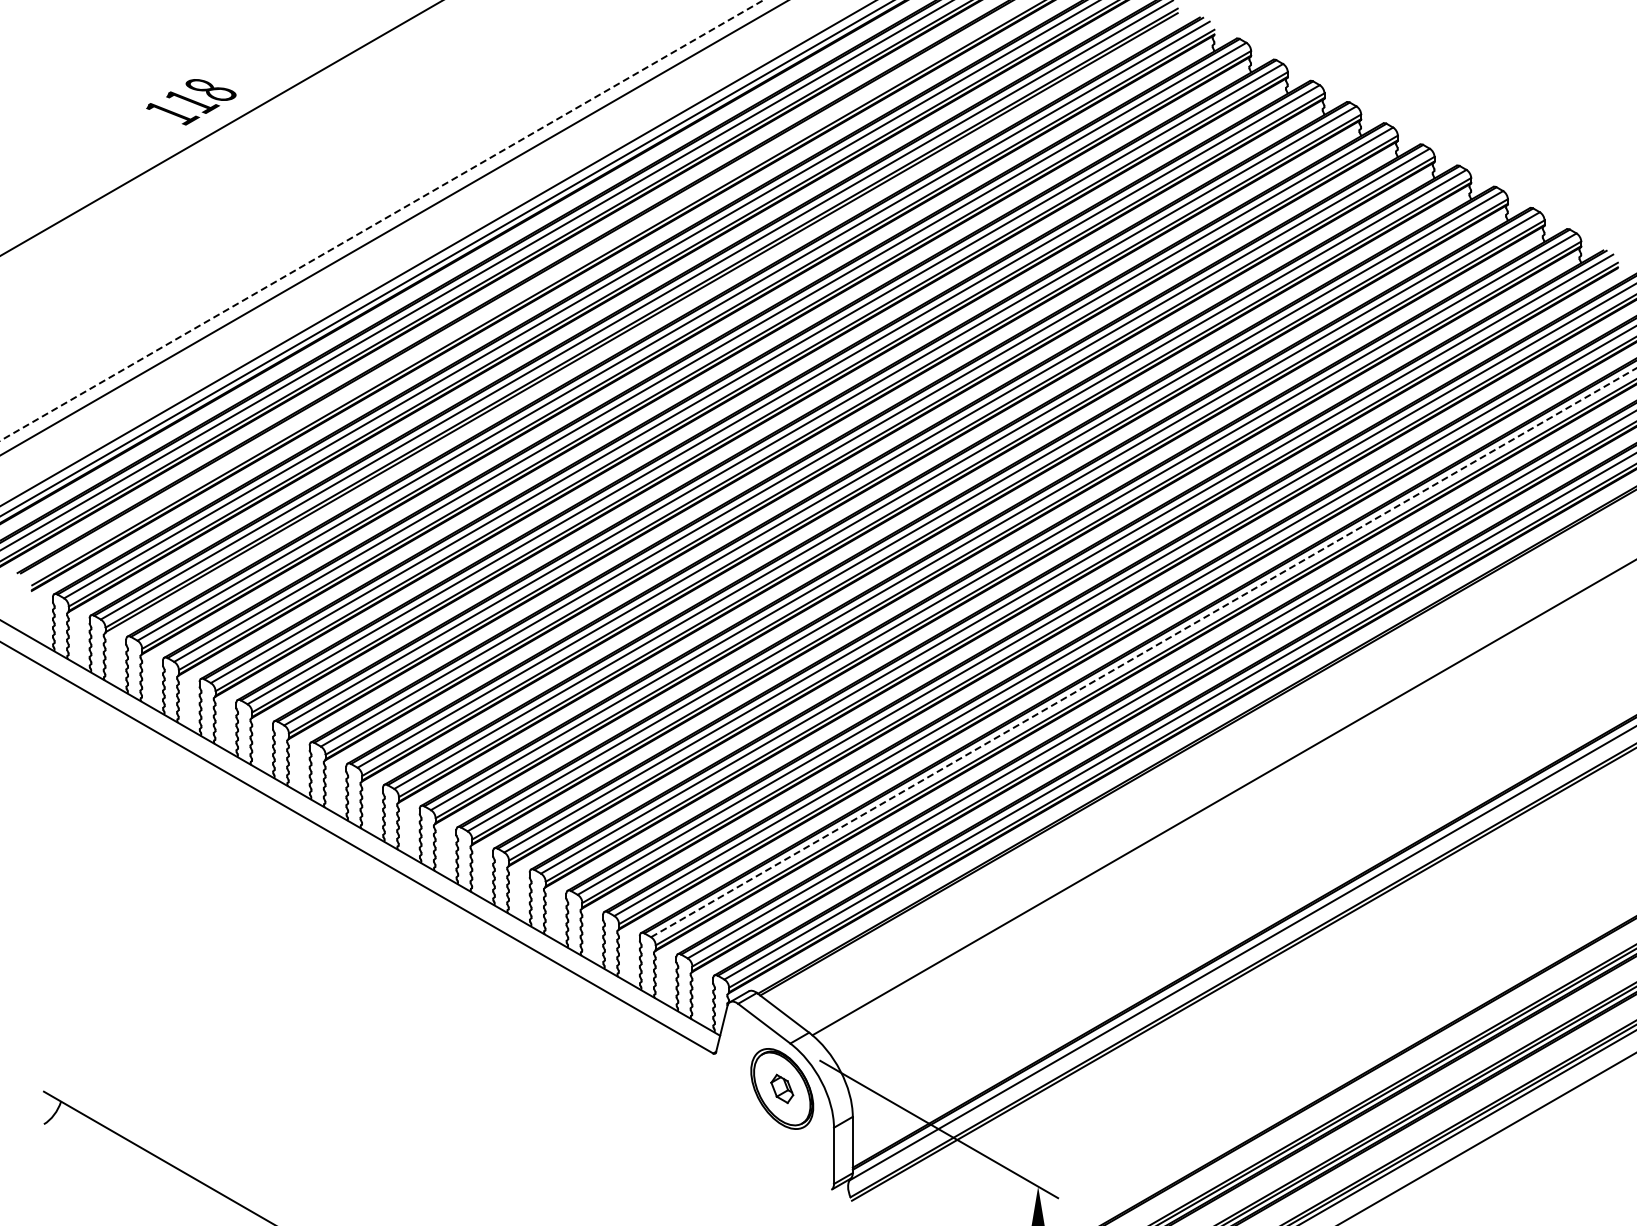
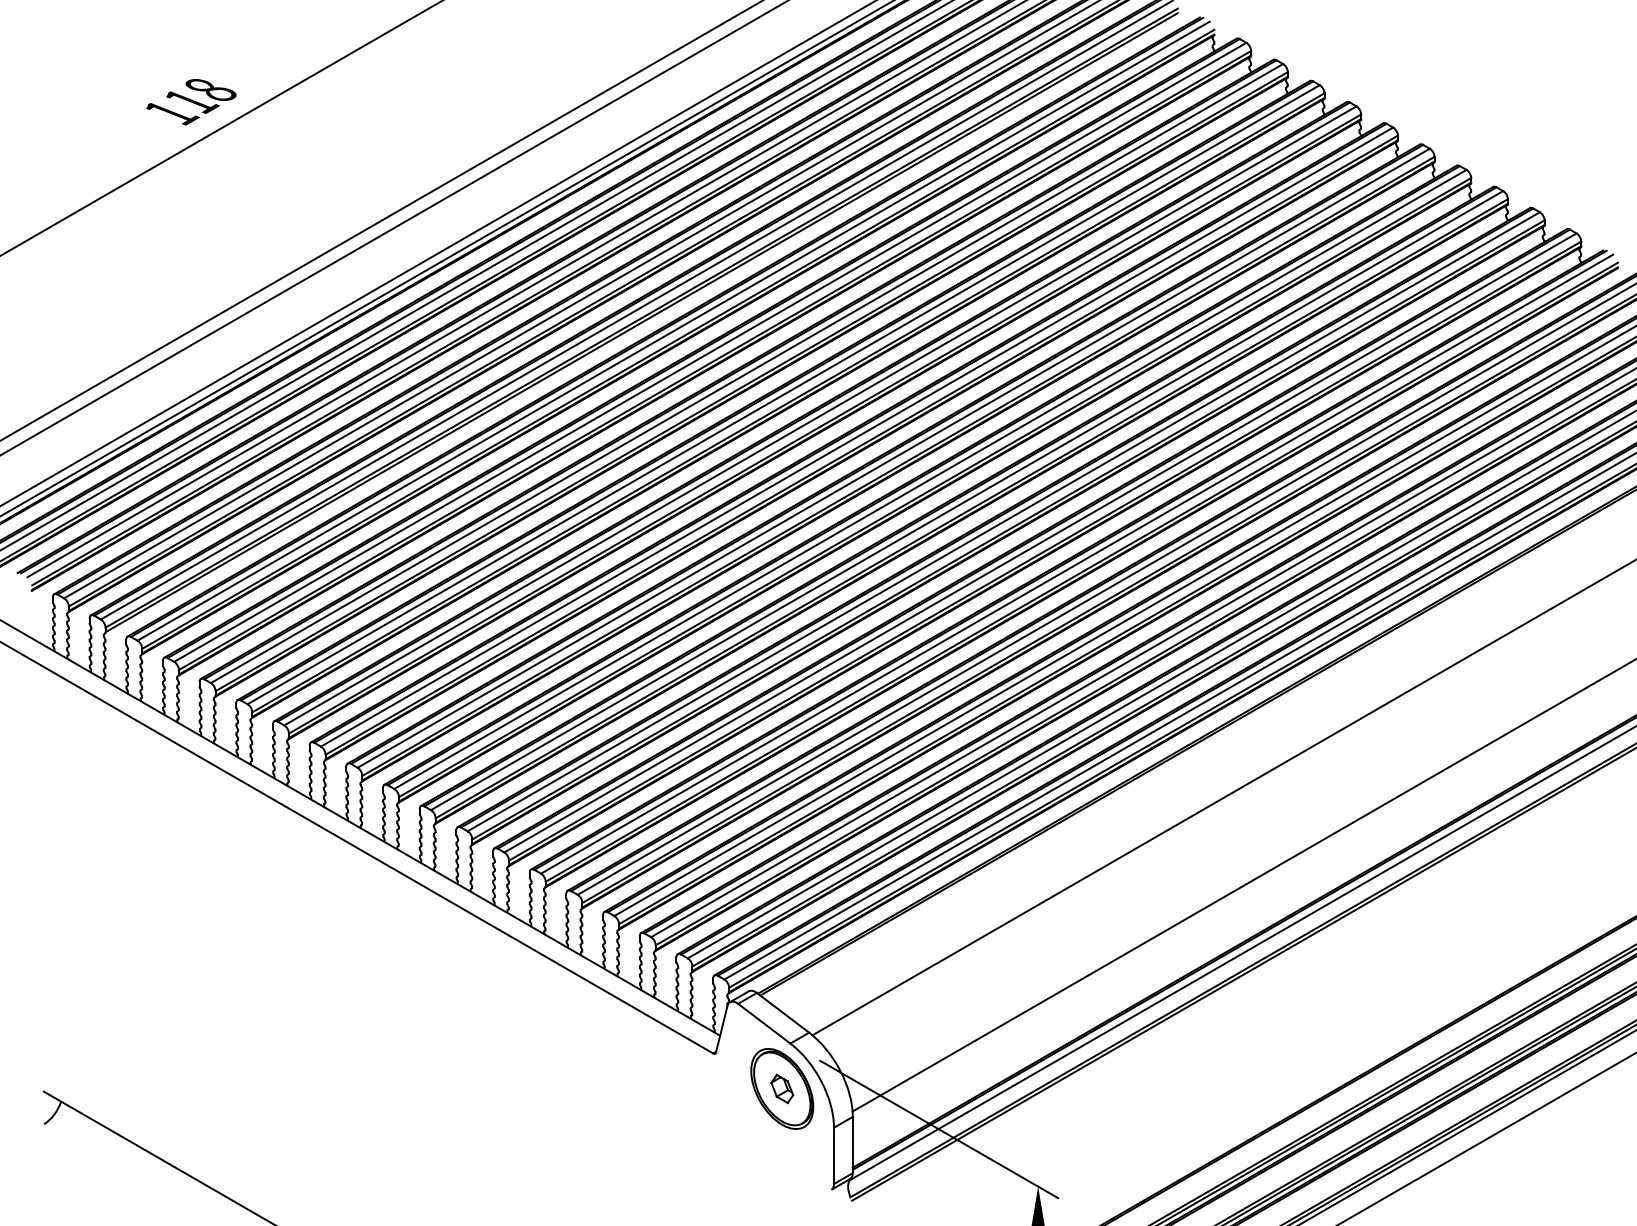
line: dashed -> solid (382, 220)
line: none -> present (525, 289)
line: dashed -> solid (1144, 652)
line: none -> present (1242, 885)
